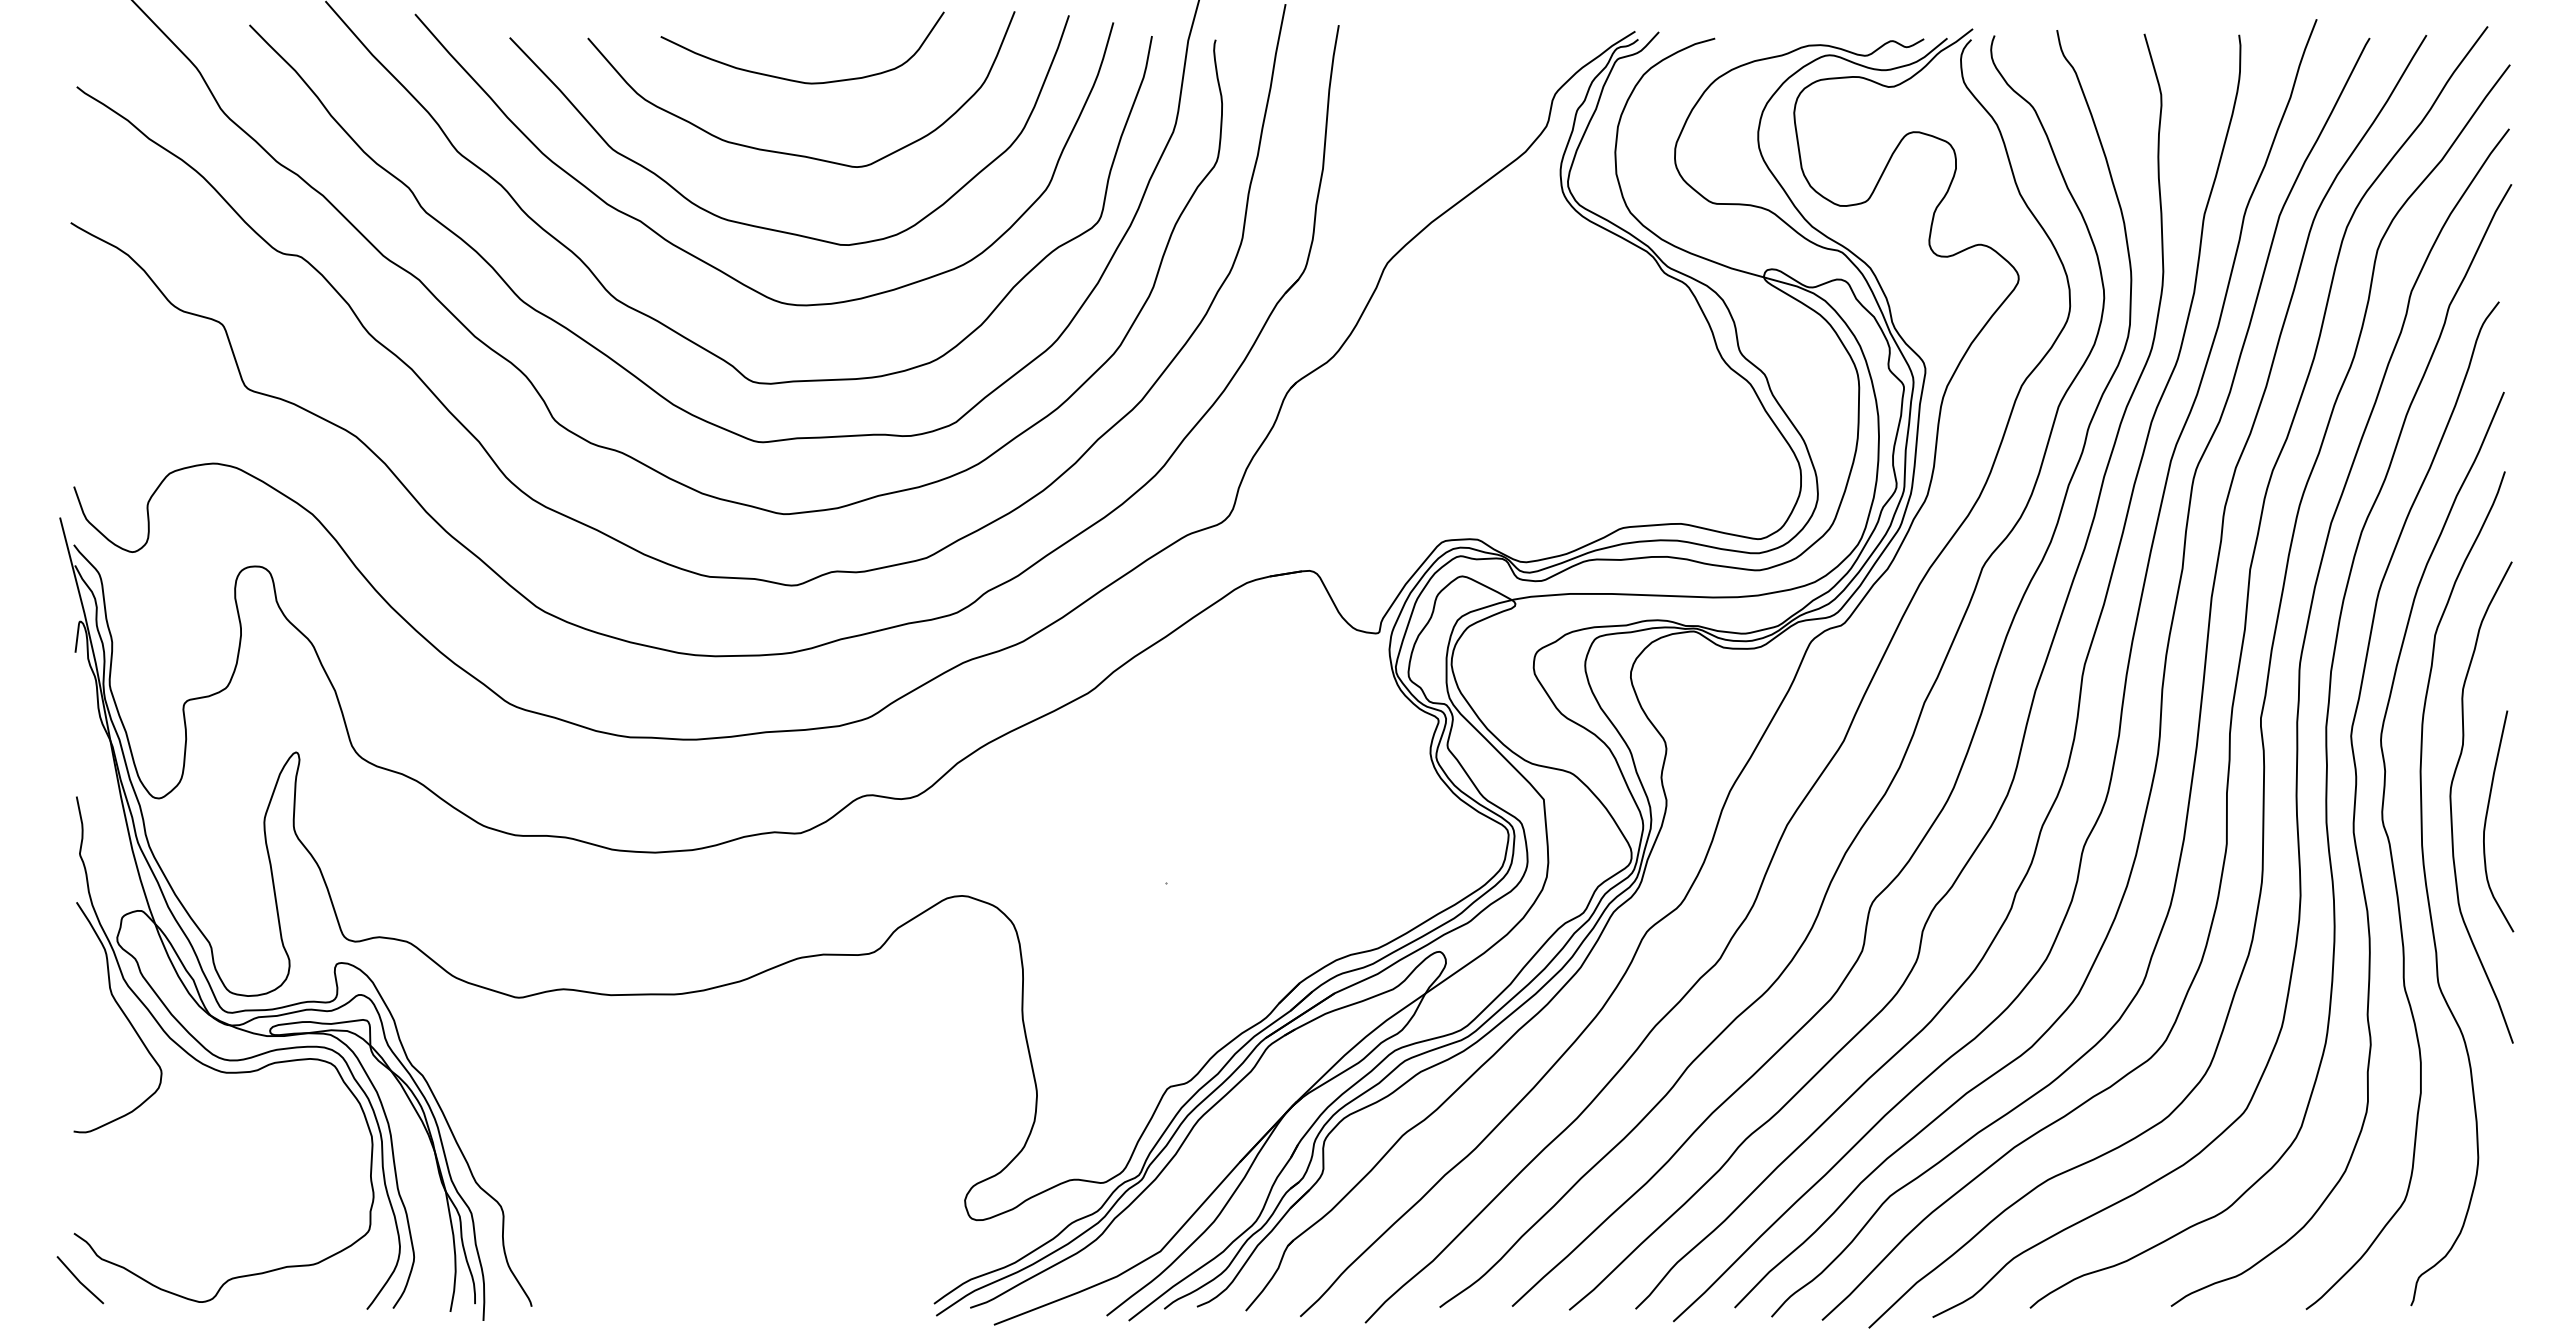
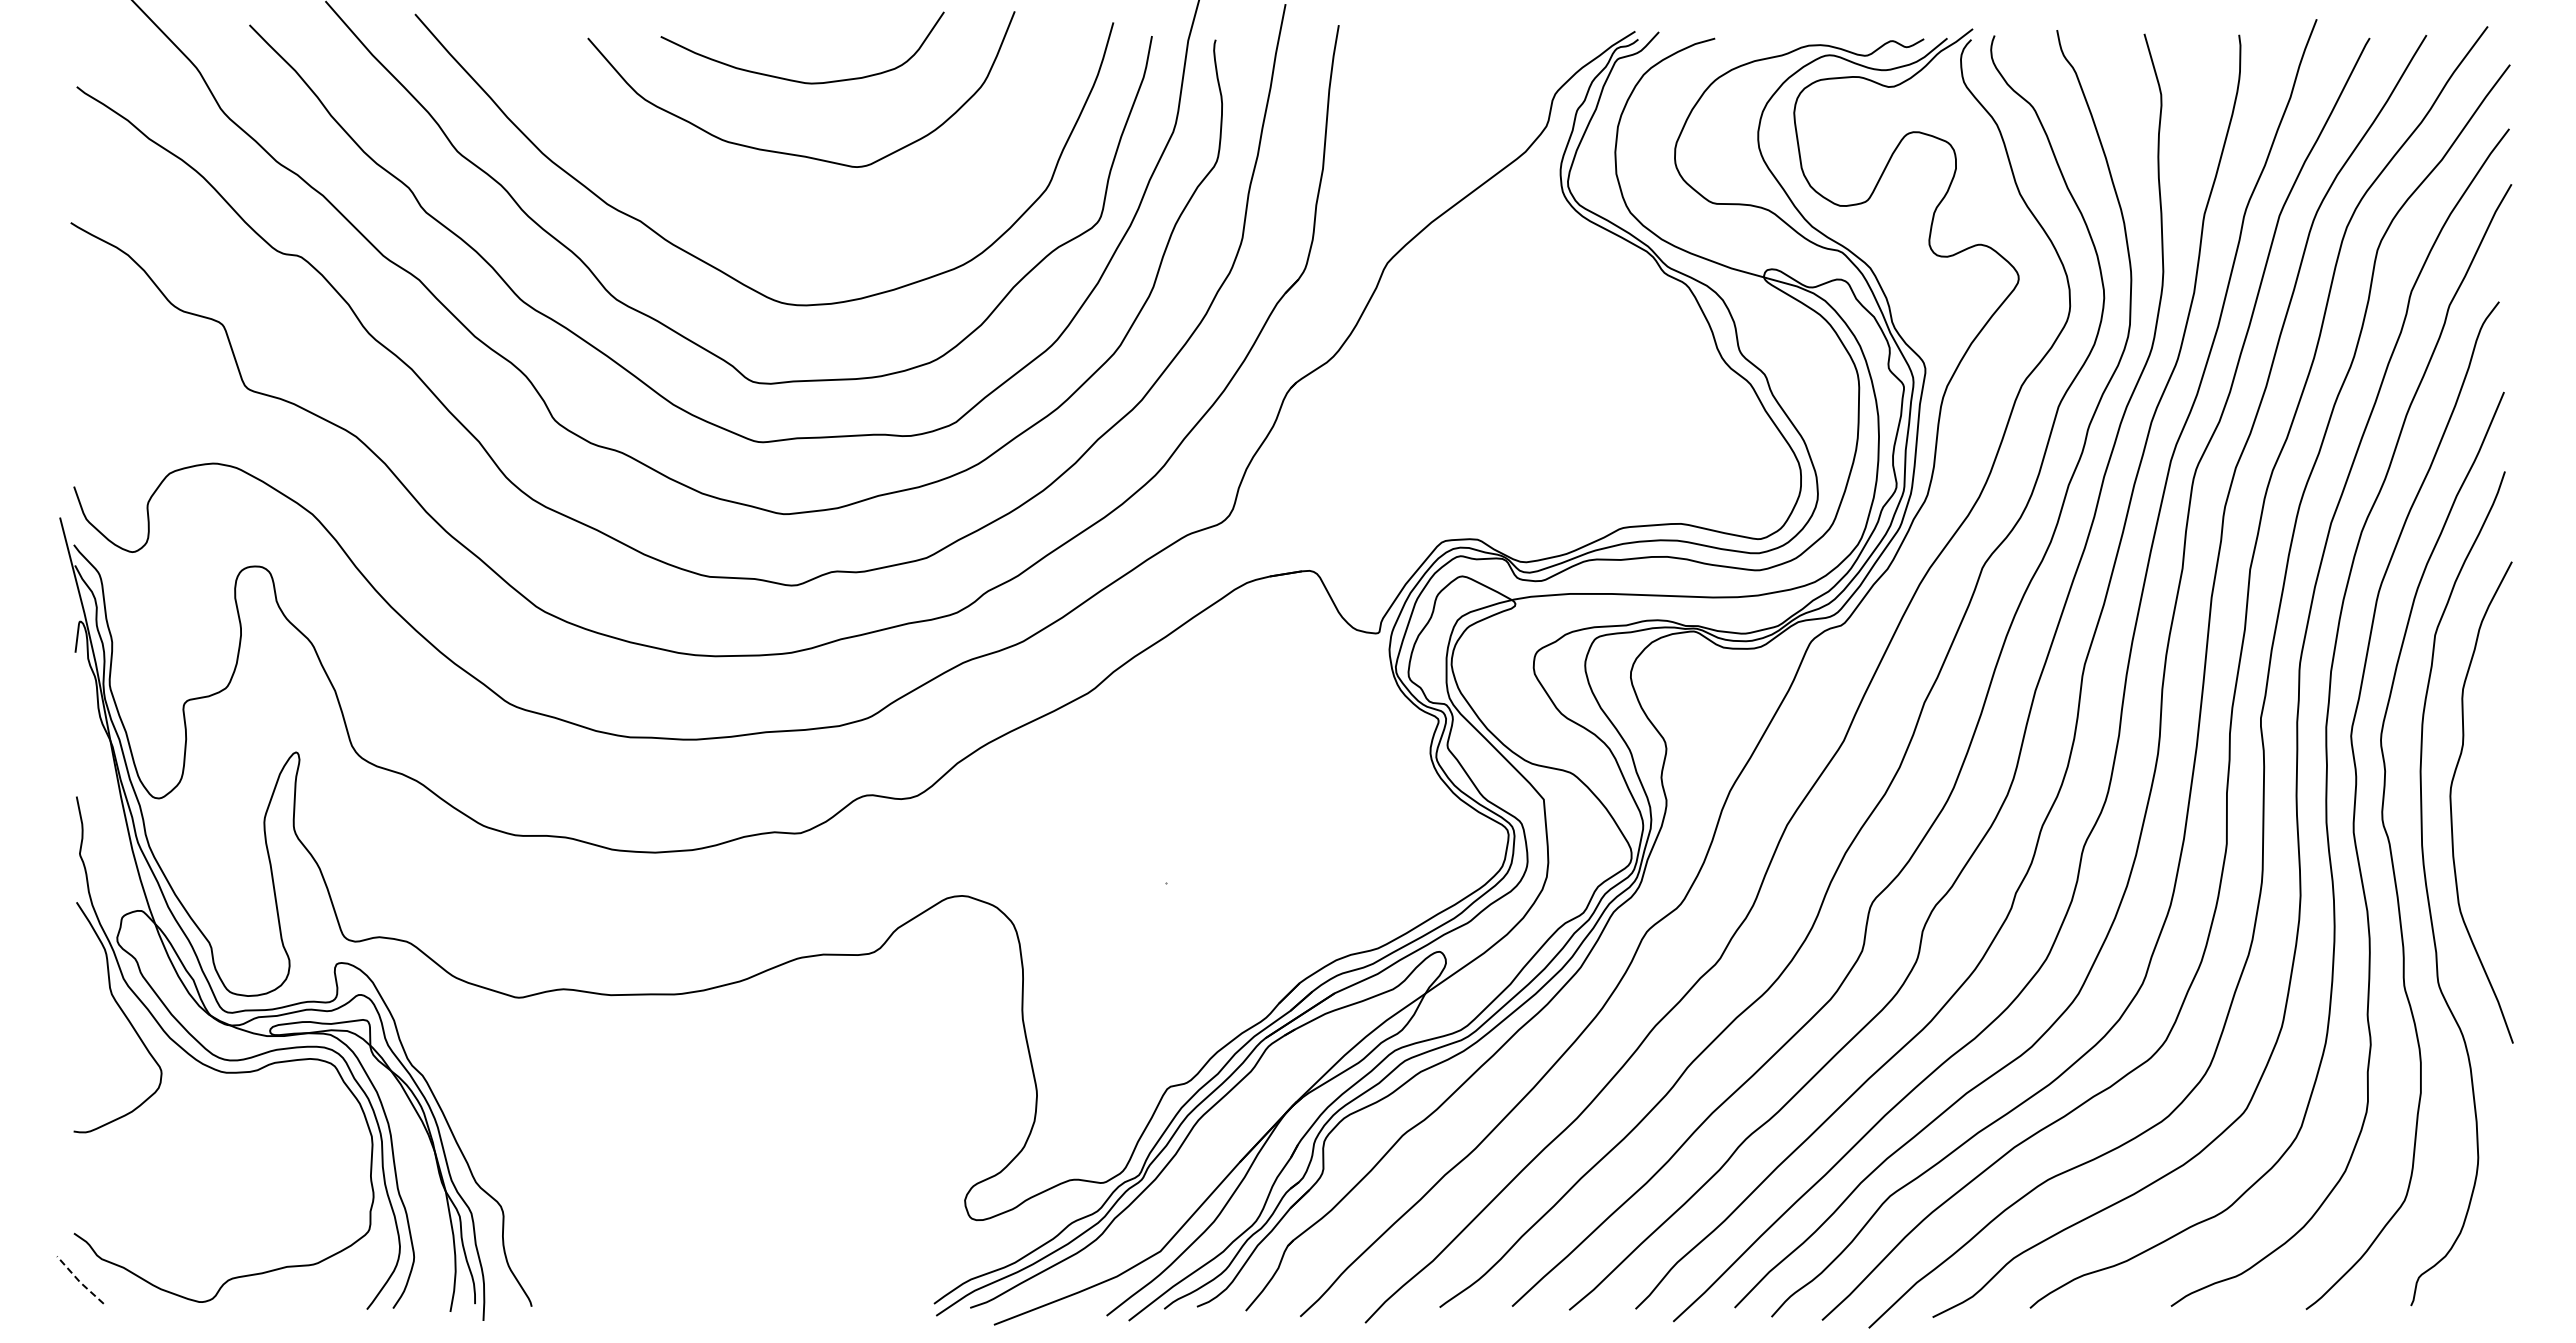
curve: present -> none (771, 228)
curve: present -> none (2486, 821)
line: solid -> dashed (79, 1281)
